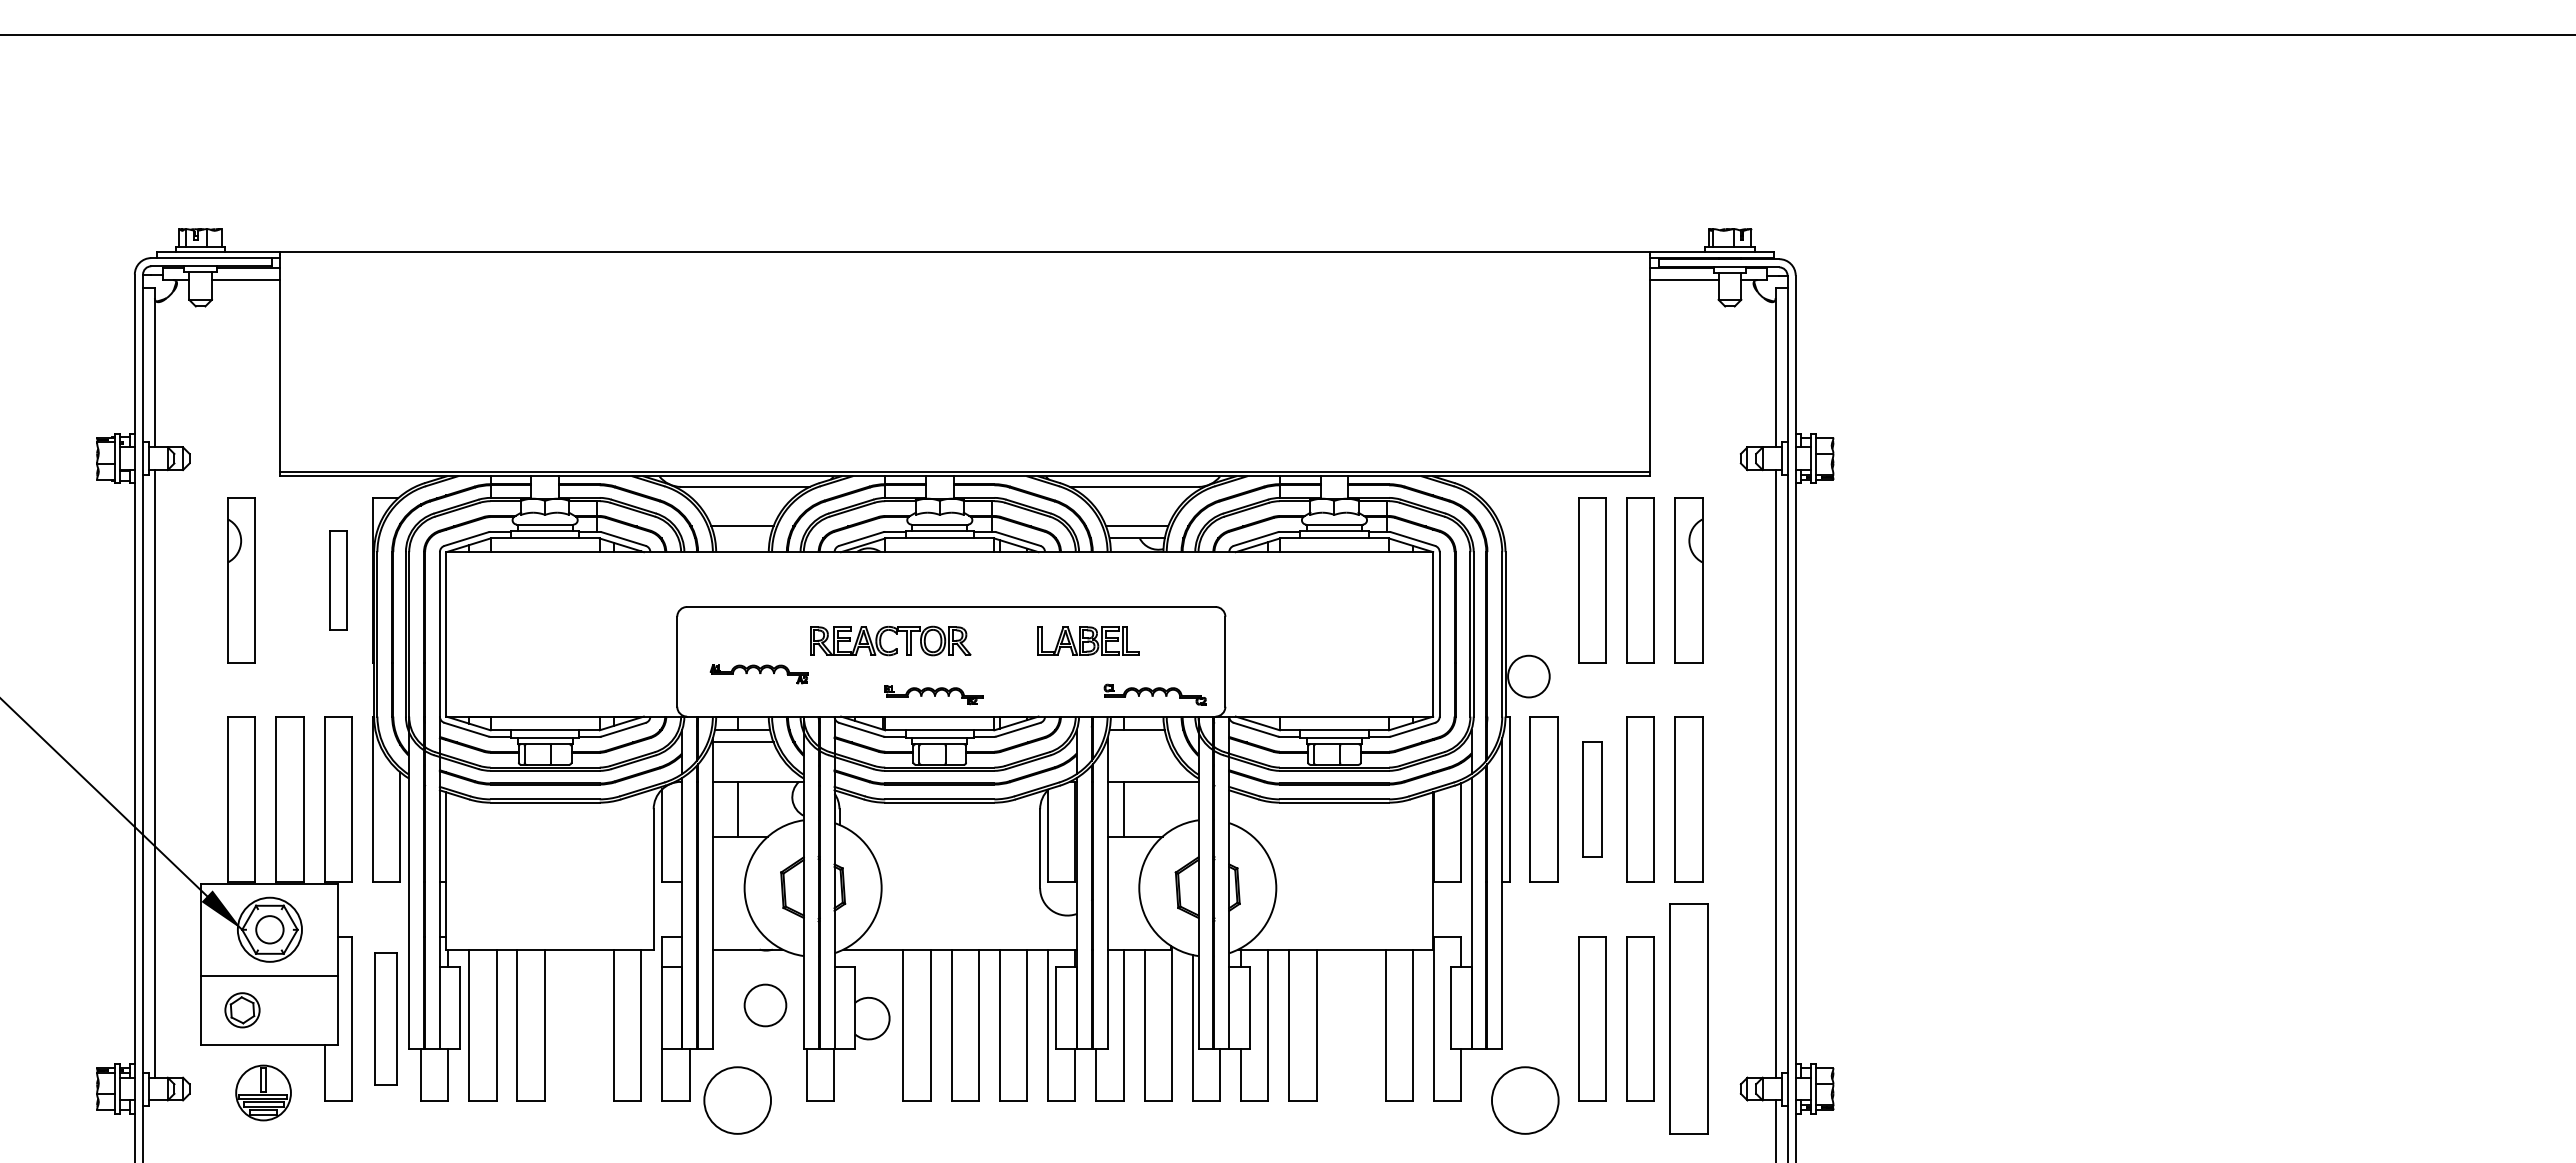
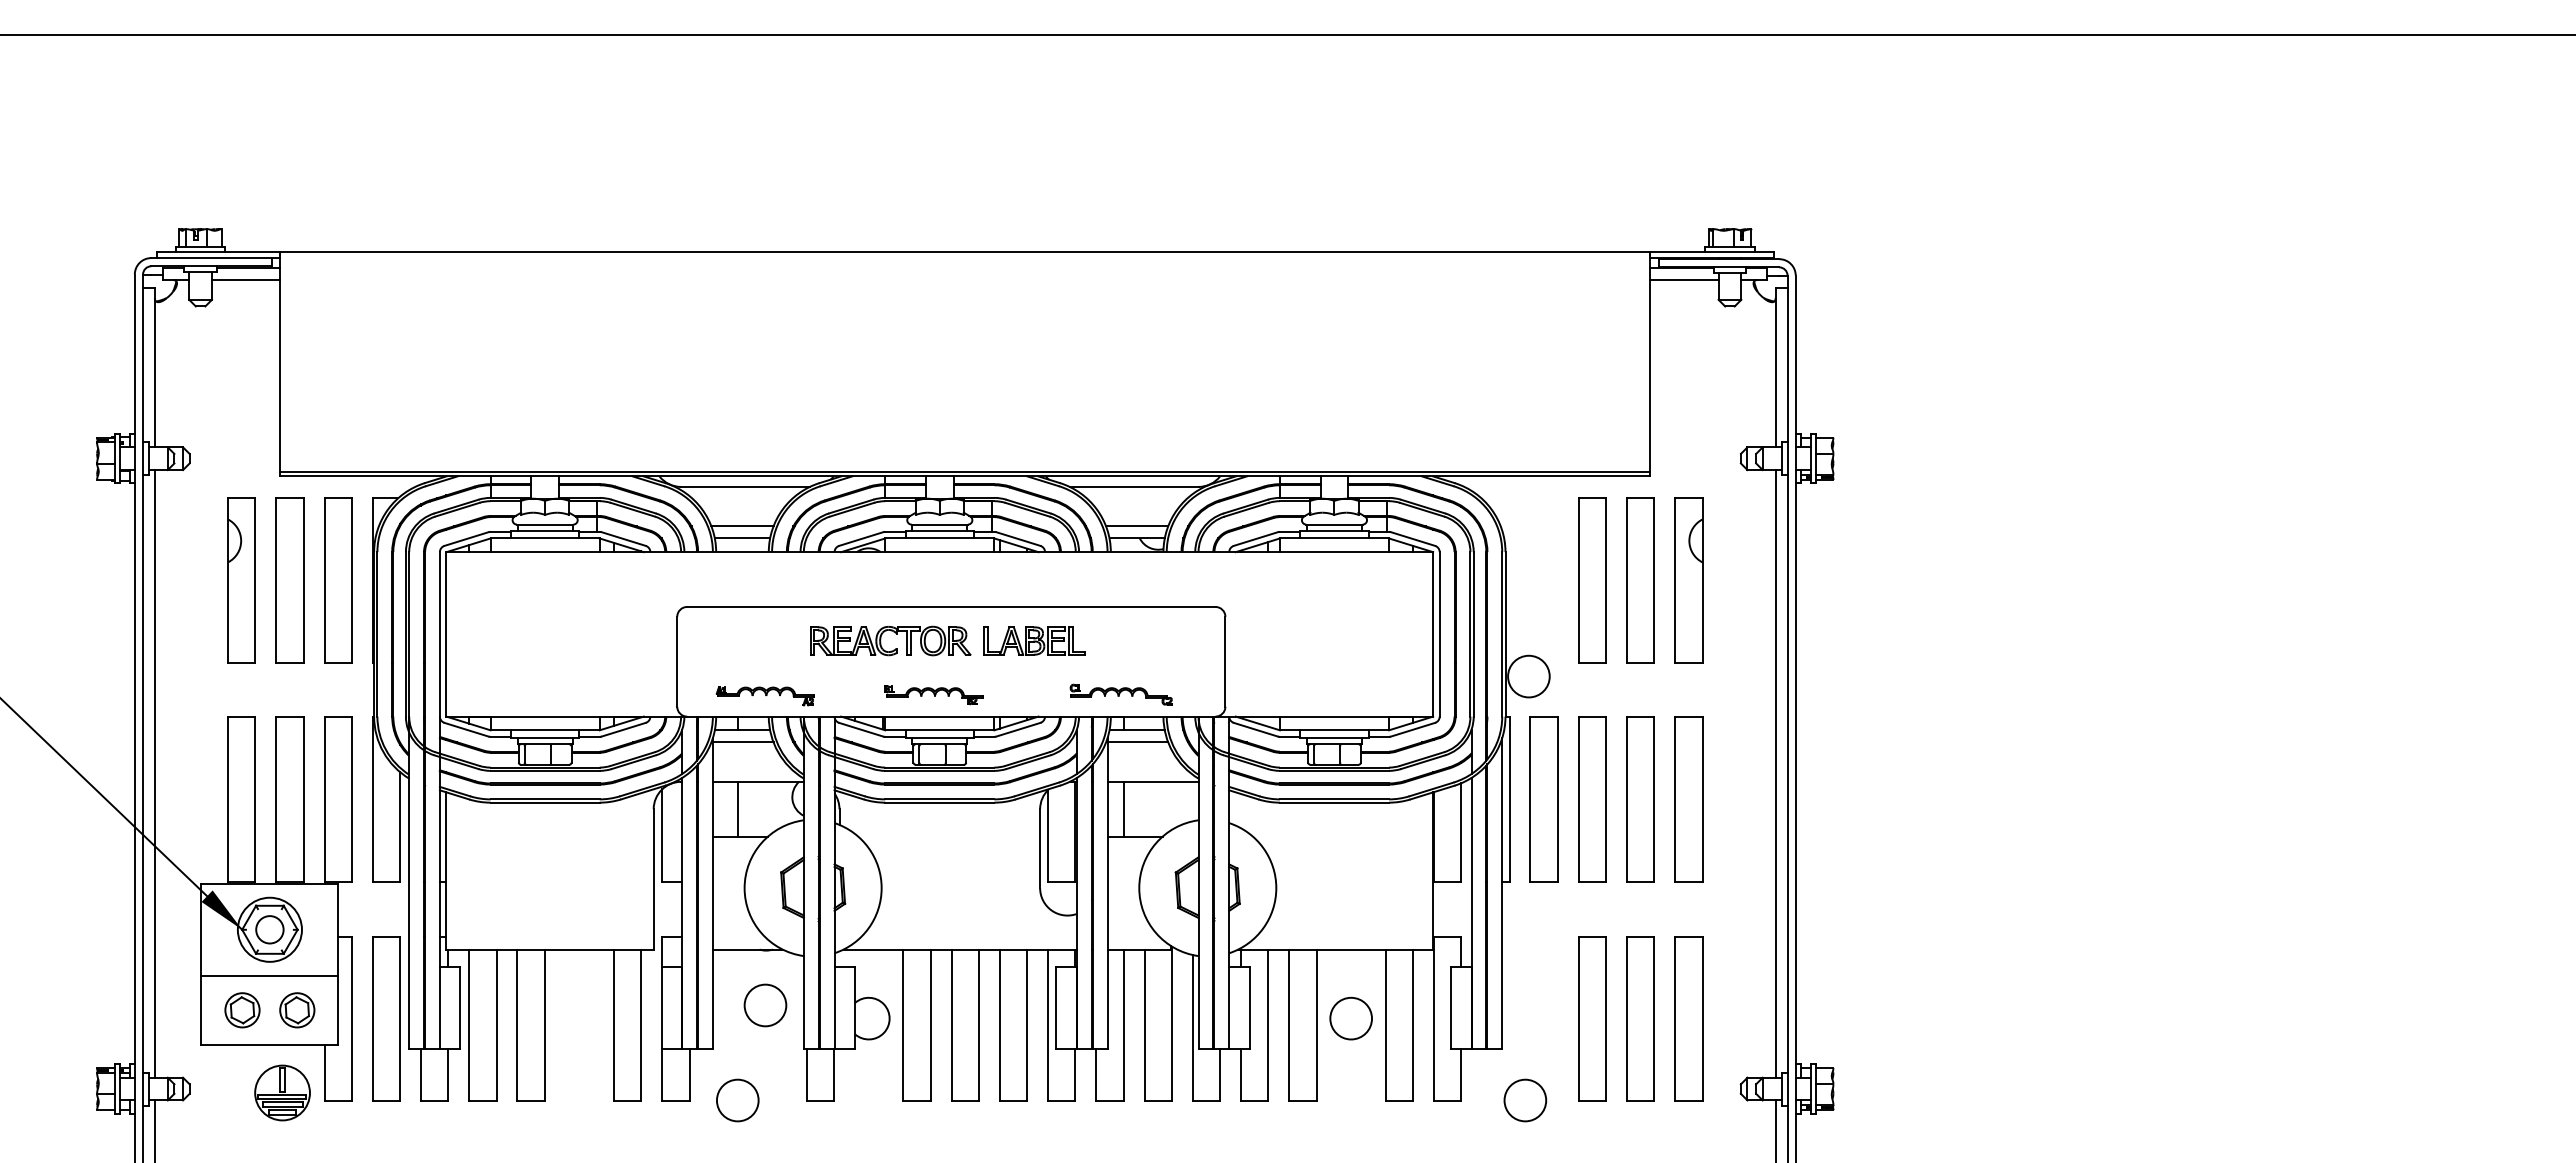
line: none -> present (742, 538)
part: none -> present (289, 580)
part size: 19x101 px -> 29x167 px (338, 580)
part position: (1088, 640) -> (1034, 640) (1034, 640)
part position: (758, 674) -> (764, 696) (764, 696)
part position: (1154, 694) -> (1120, 694) (1120, 694)
line: none -> present (1137, 742)
part size: 21x117 px -> 29x167 px (1592, 799)
part: none -> present (297, 1010)
part size: 24x134 px -> 29x166 px (386, 1018)
circle: none -> present (1350, 1018)
part size: 40x232 px -> 30x166 px (1688, 1018)
part position: (263, 1092) -> (282, 1092) (282, 1092)
circle size: 69x69 px -> 44x45 px (737, 1100)
circle size: 69x69 px -> 45x45 px (1525, 1100)
line: none -> present (154, 1129)
